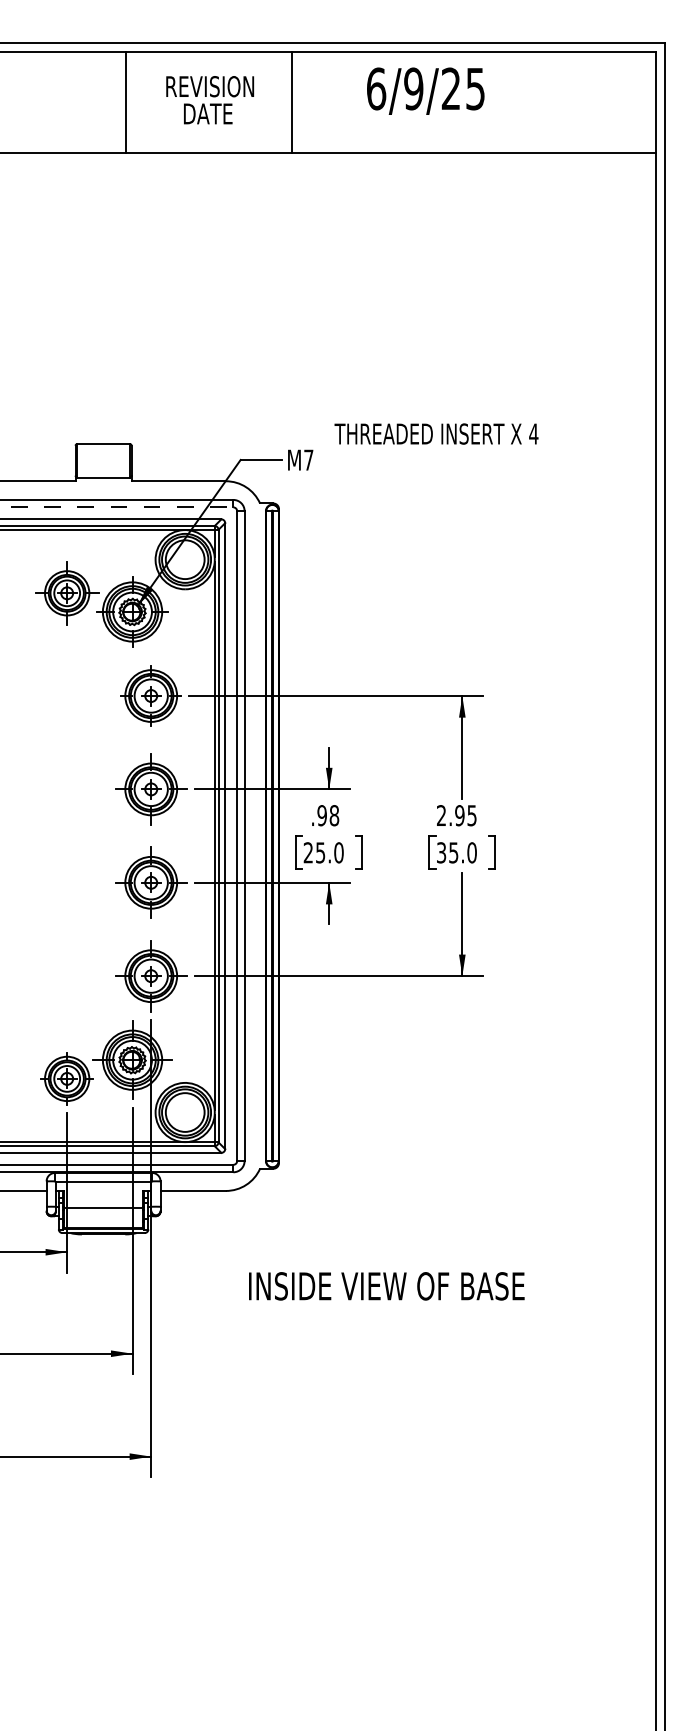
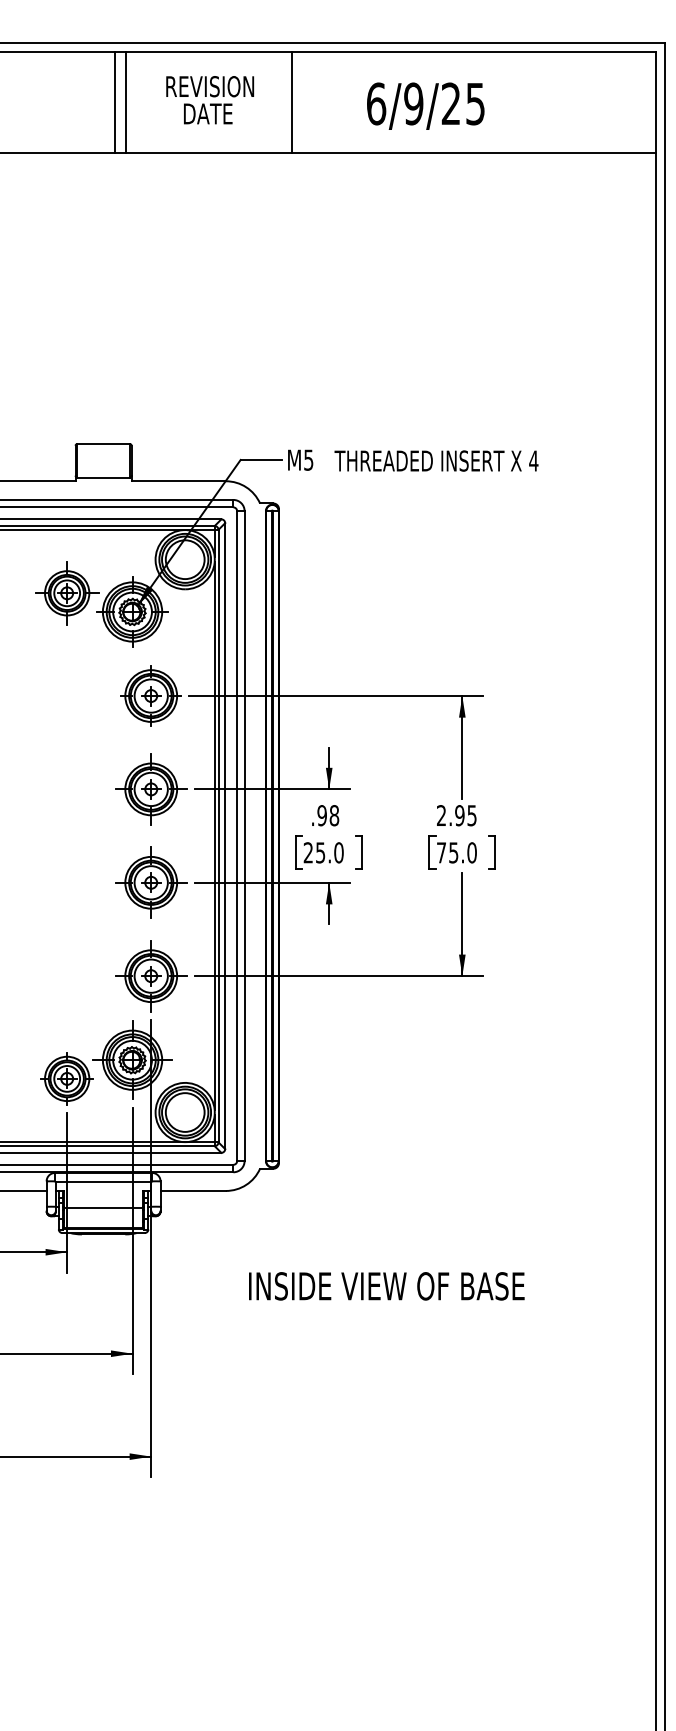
text position: (425, 90) -> (425, 105) (425, 105)
line: none -> present (115, 101)
text position: (436, 433) -> (436, 460) (436, 460)
text: M7 -> M5 (308, 459)
line: dashed -> solid (117, 507)
text: 35.0 -> 75.0 (441, 852)
